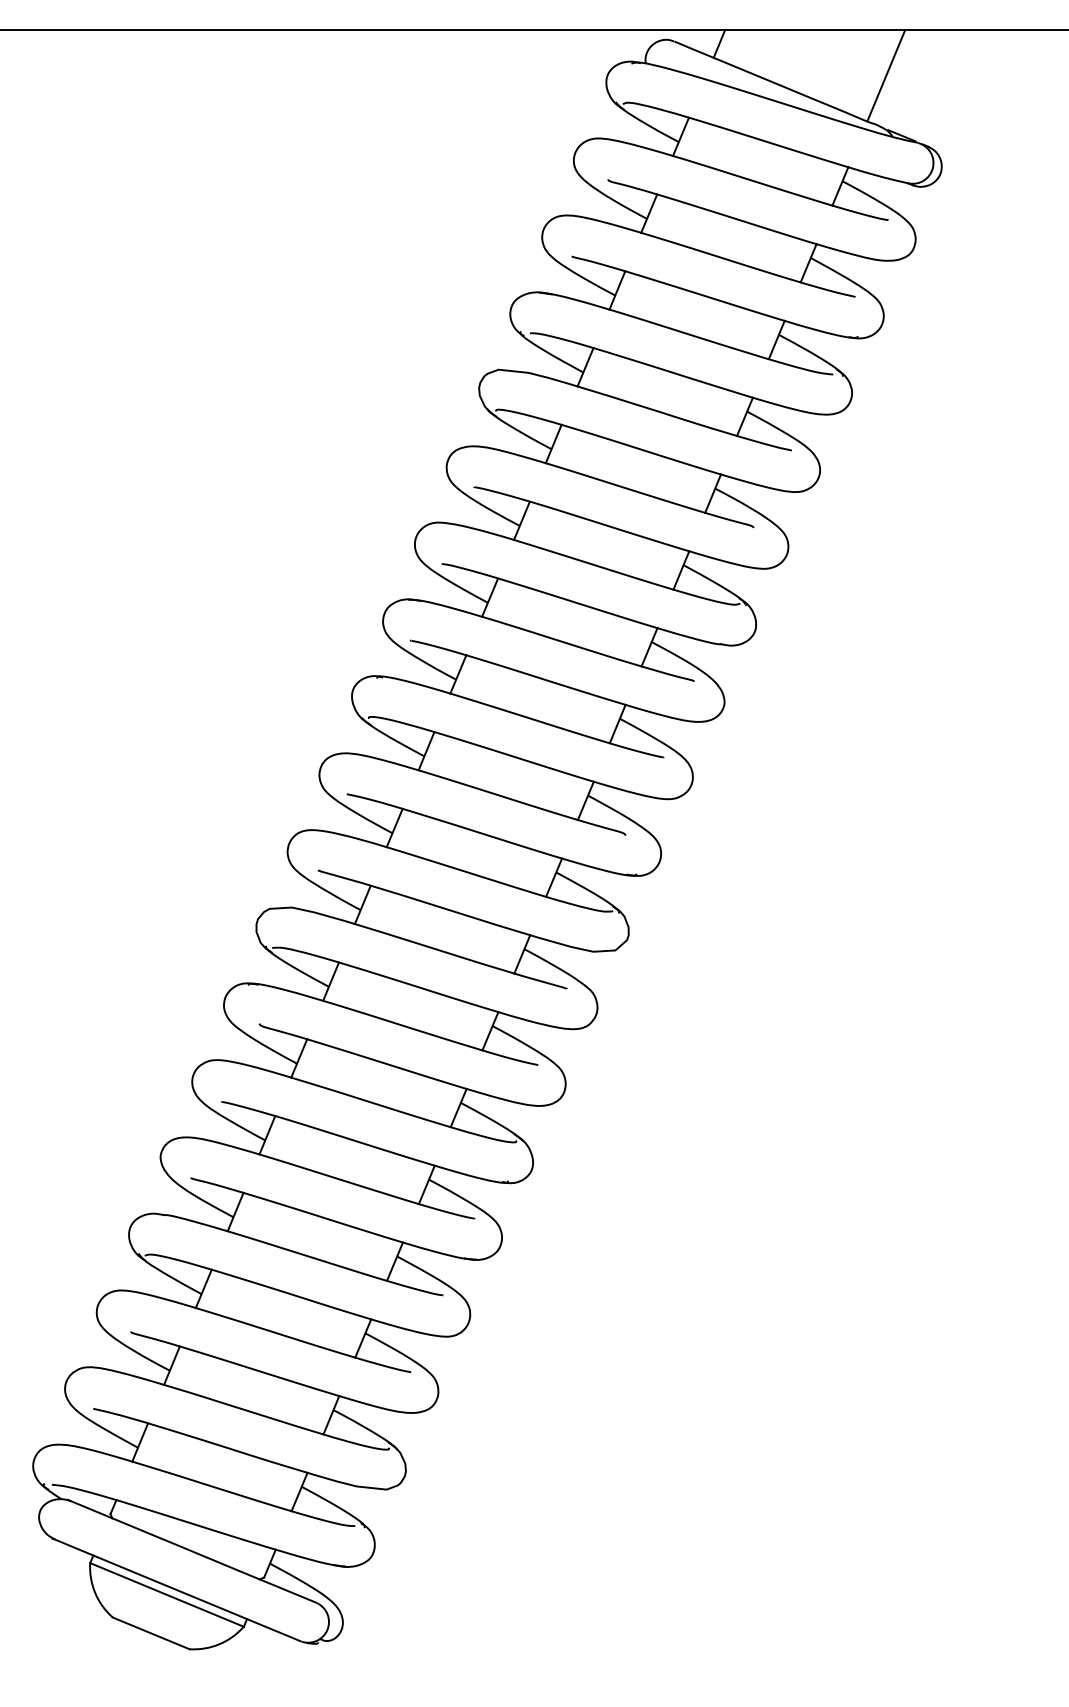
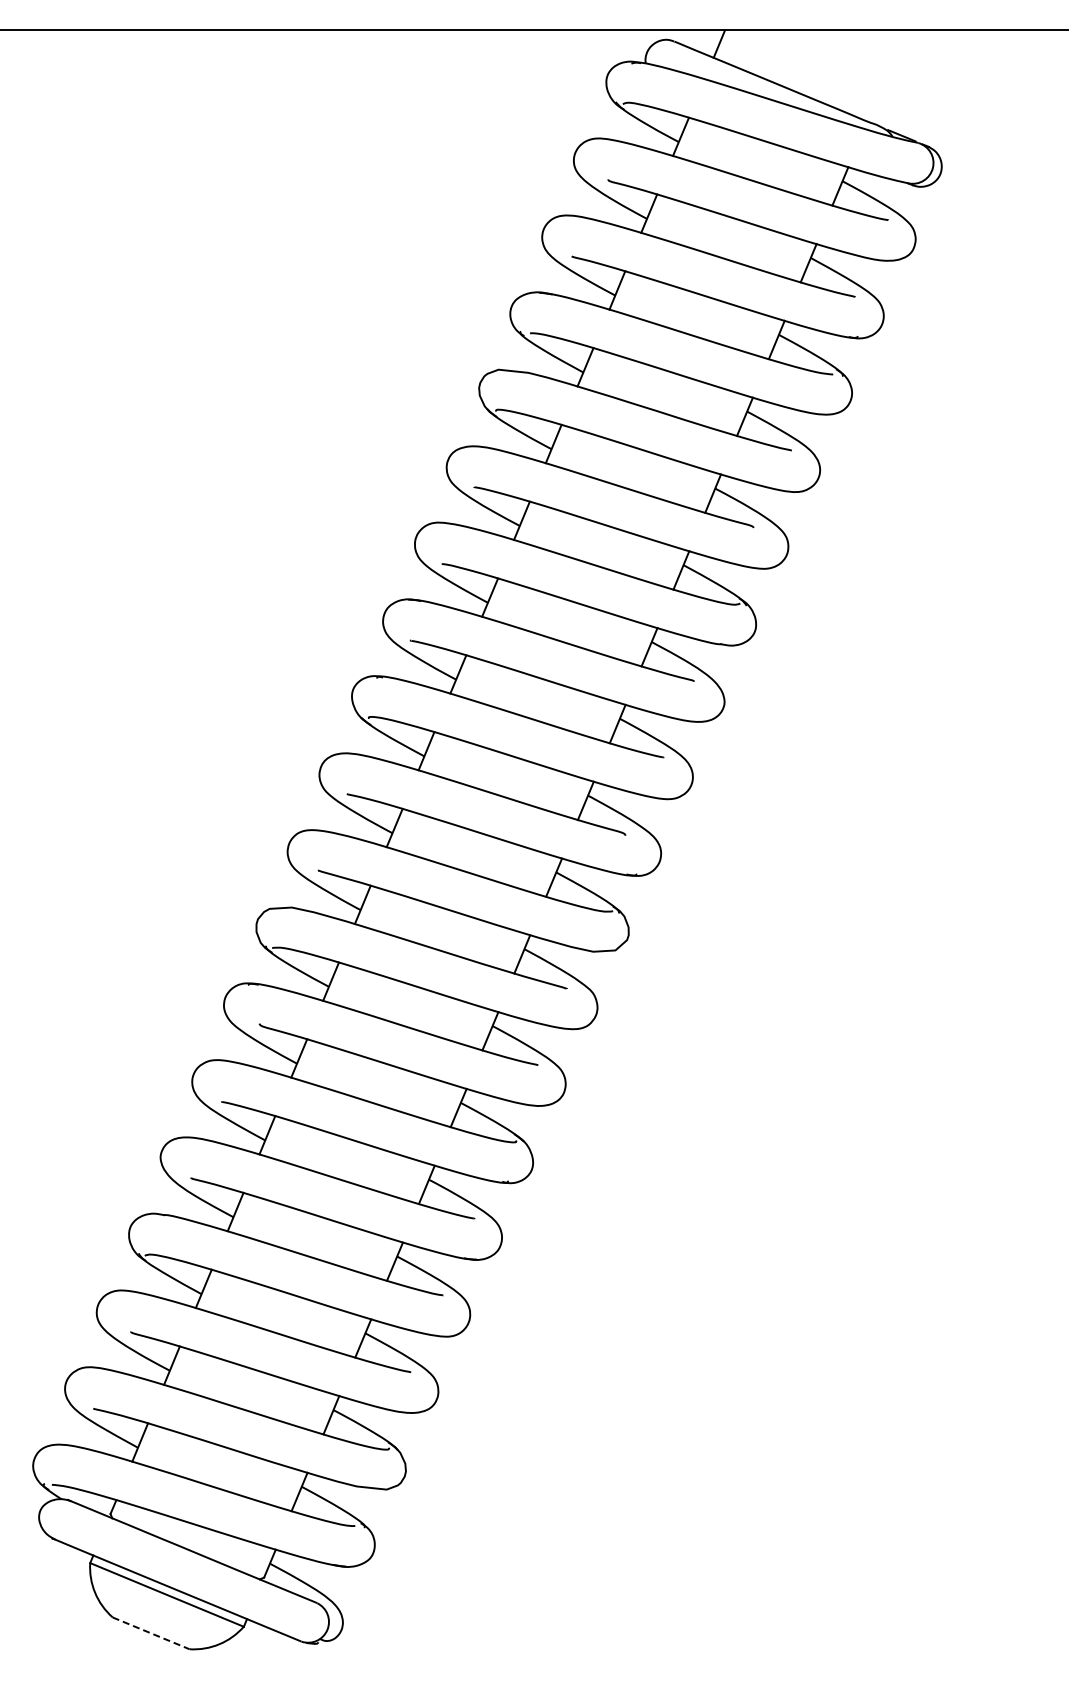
line: present -> none (886, 75)
line: solid -> dashed (151, 1633)
